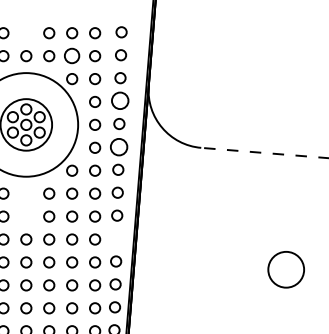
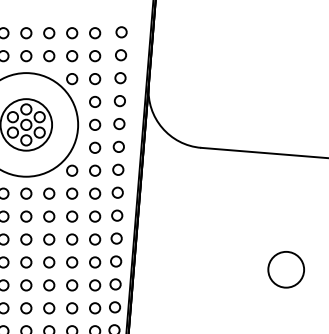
circle: none -> present (26, 33)
circle size: 17x18 px -> 13x13 px (72, 56)
circle size: 19x19 px -> 13x13 px (119, 101)
circle size: 19x19 px -> 13x13 px (118, 146)
line: dashed -> solid (264, 153)
circle: none -> present (26, 193)
circle: none -> present (26, 216)
circle: none -> present (116, 238)
